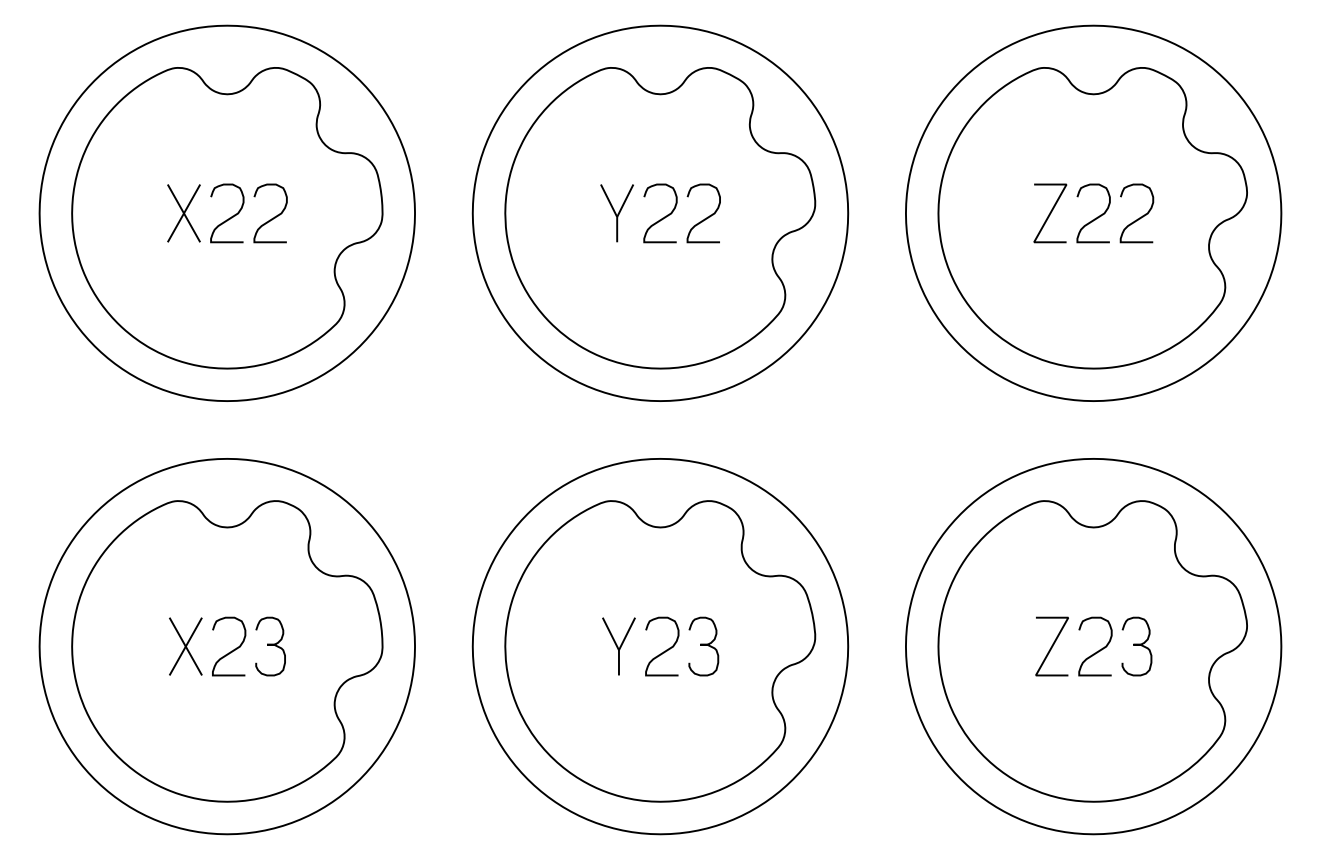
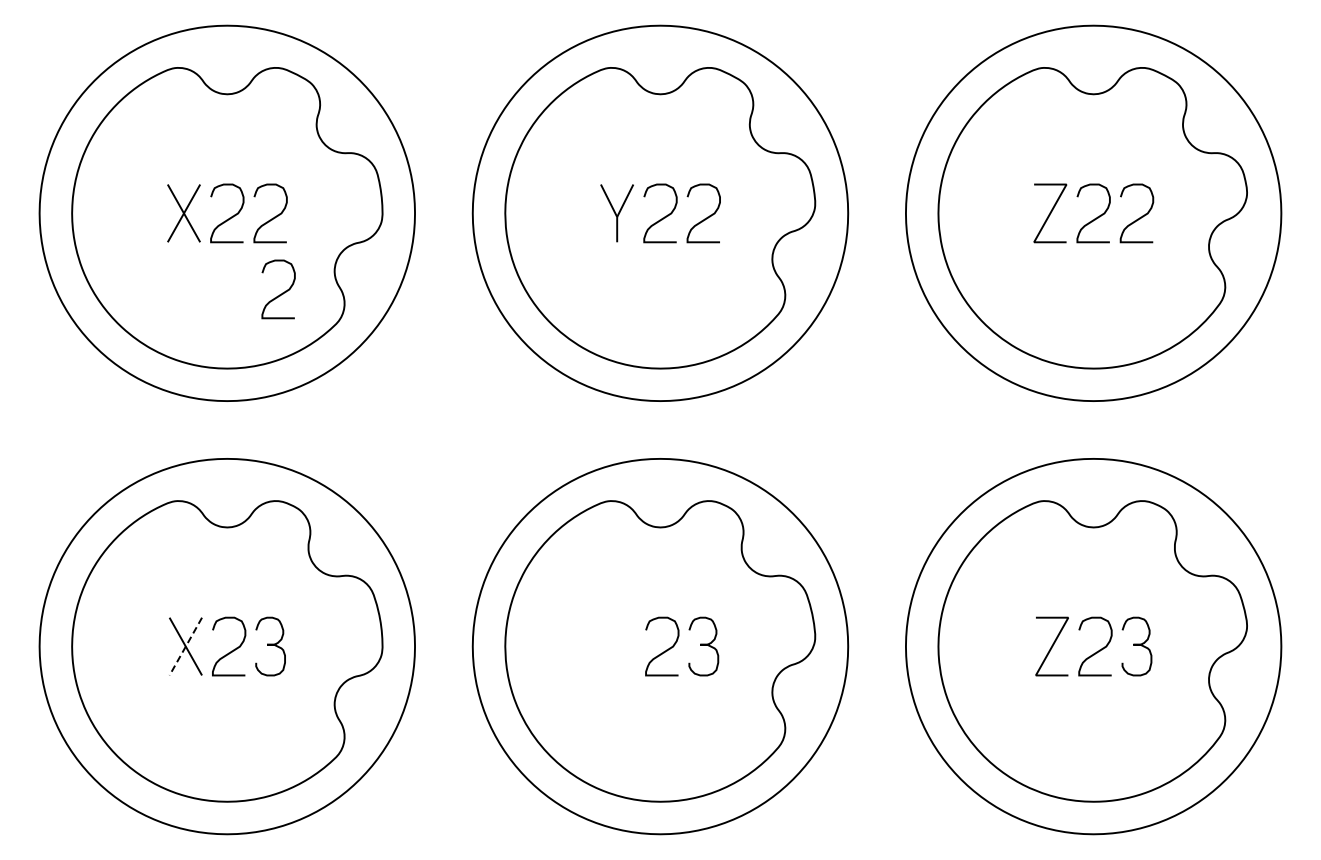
curve: none -> present (282, 292)
part: present -> none (618, 646)
line: solid -> dashed (185, 647)
